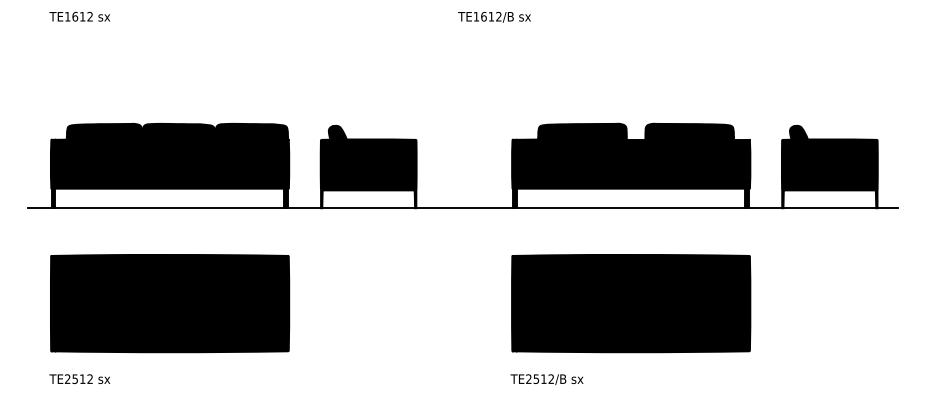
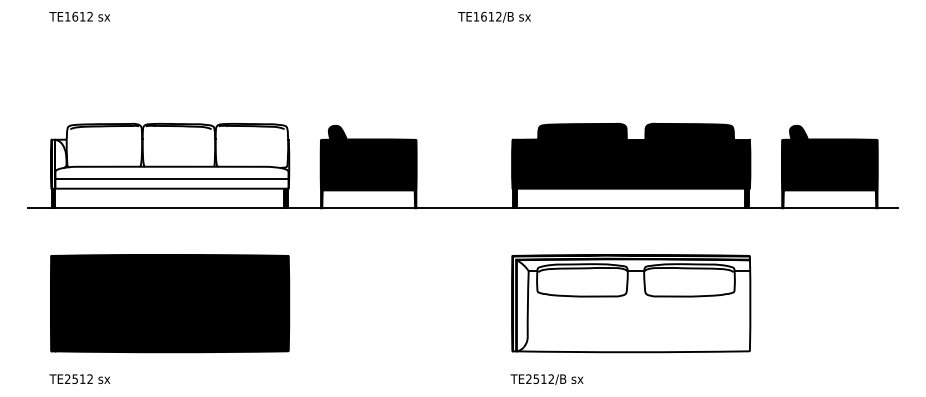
fill: present -> none (169, 155)
fill: present -> none (630, 303)
